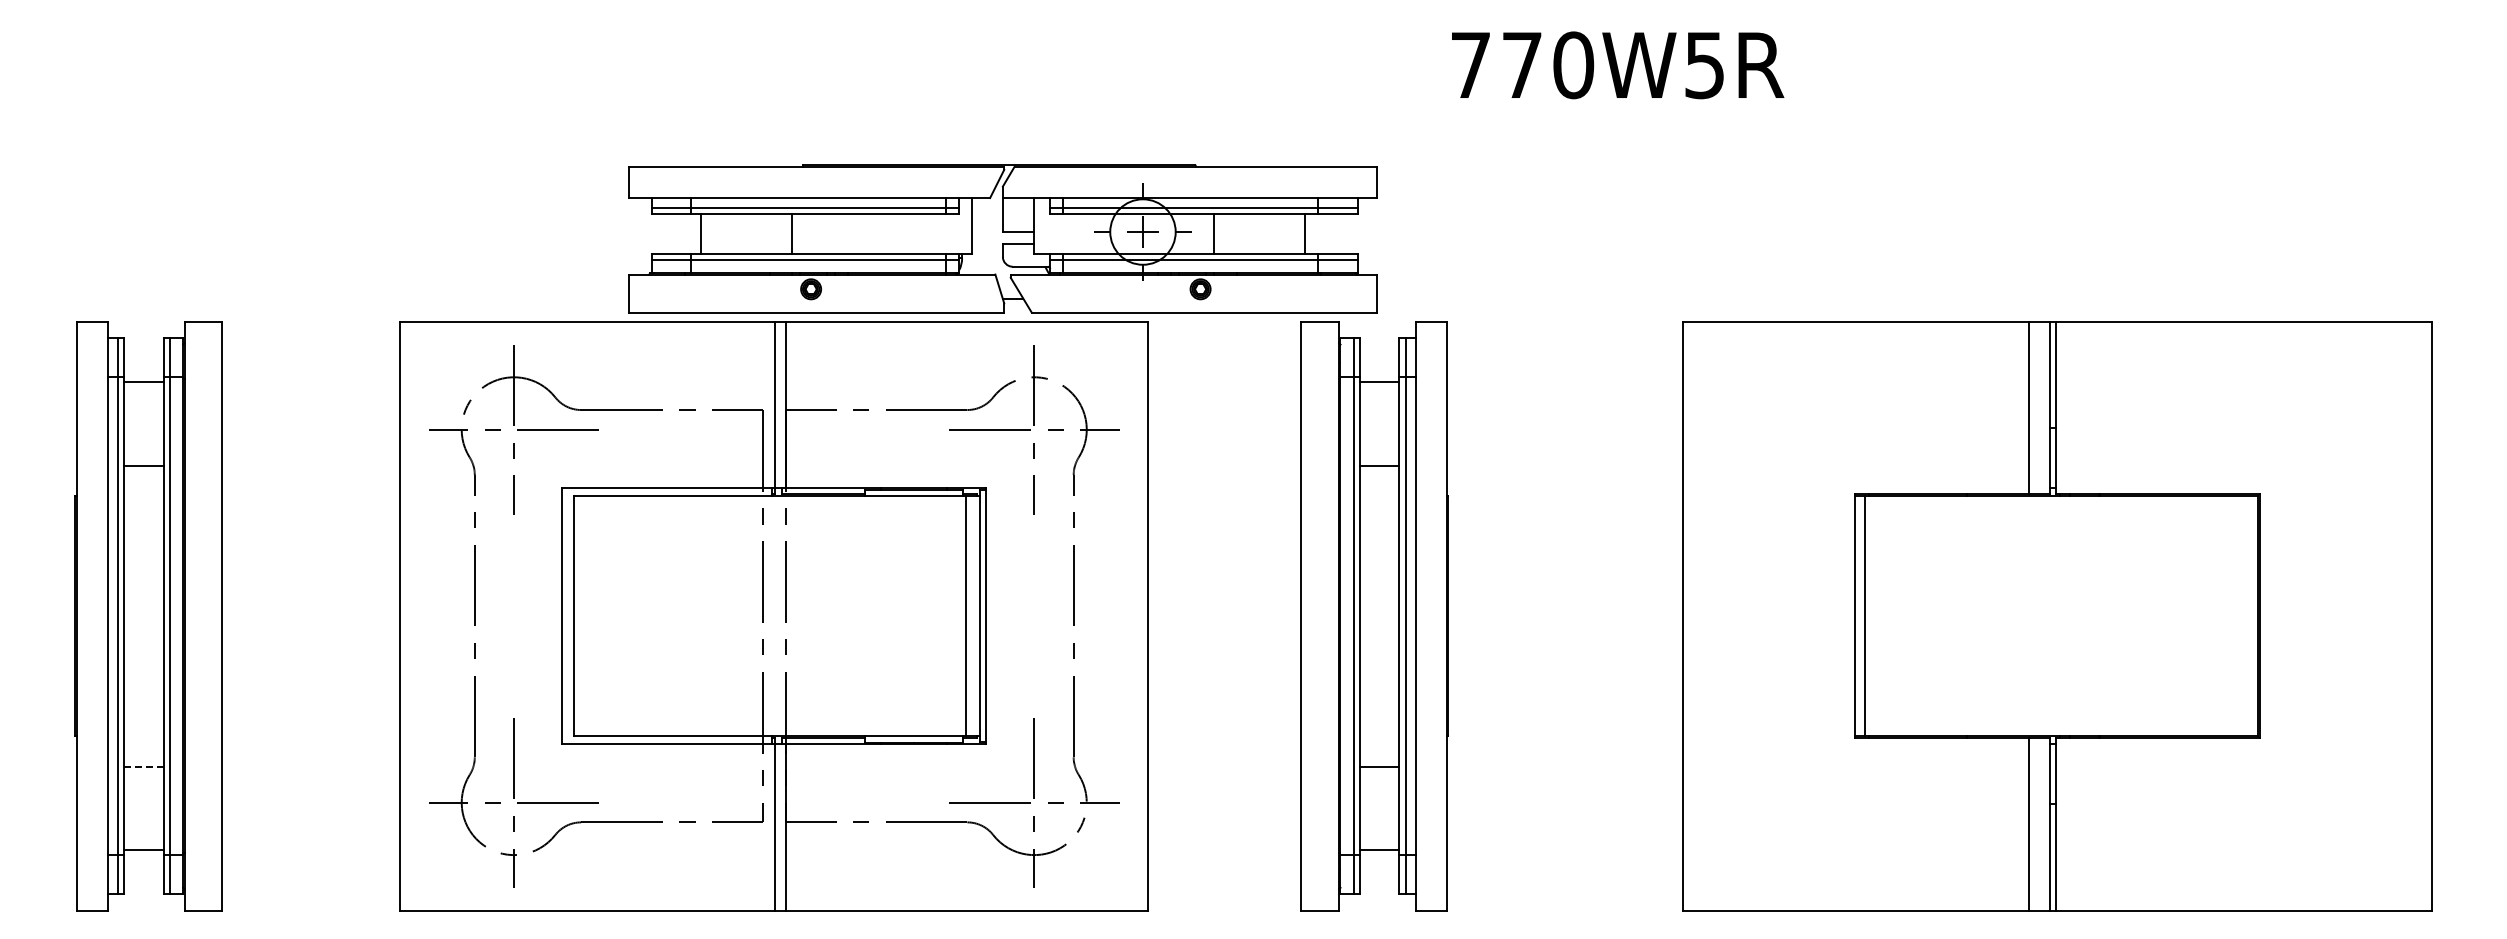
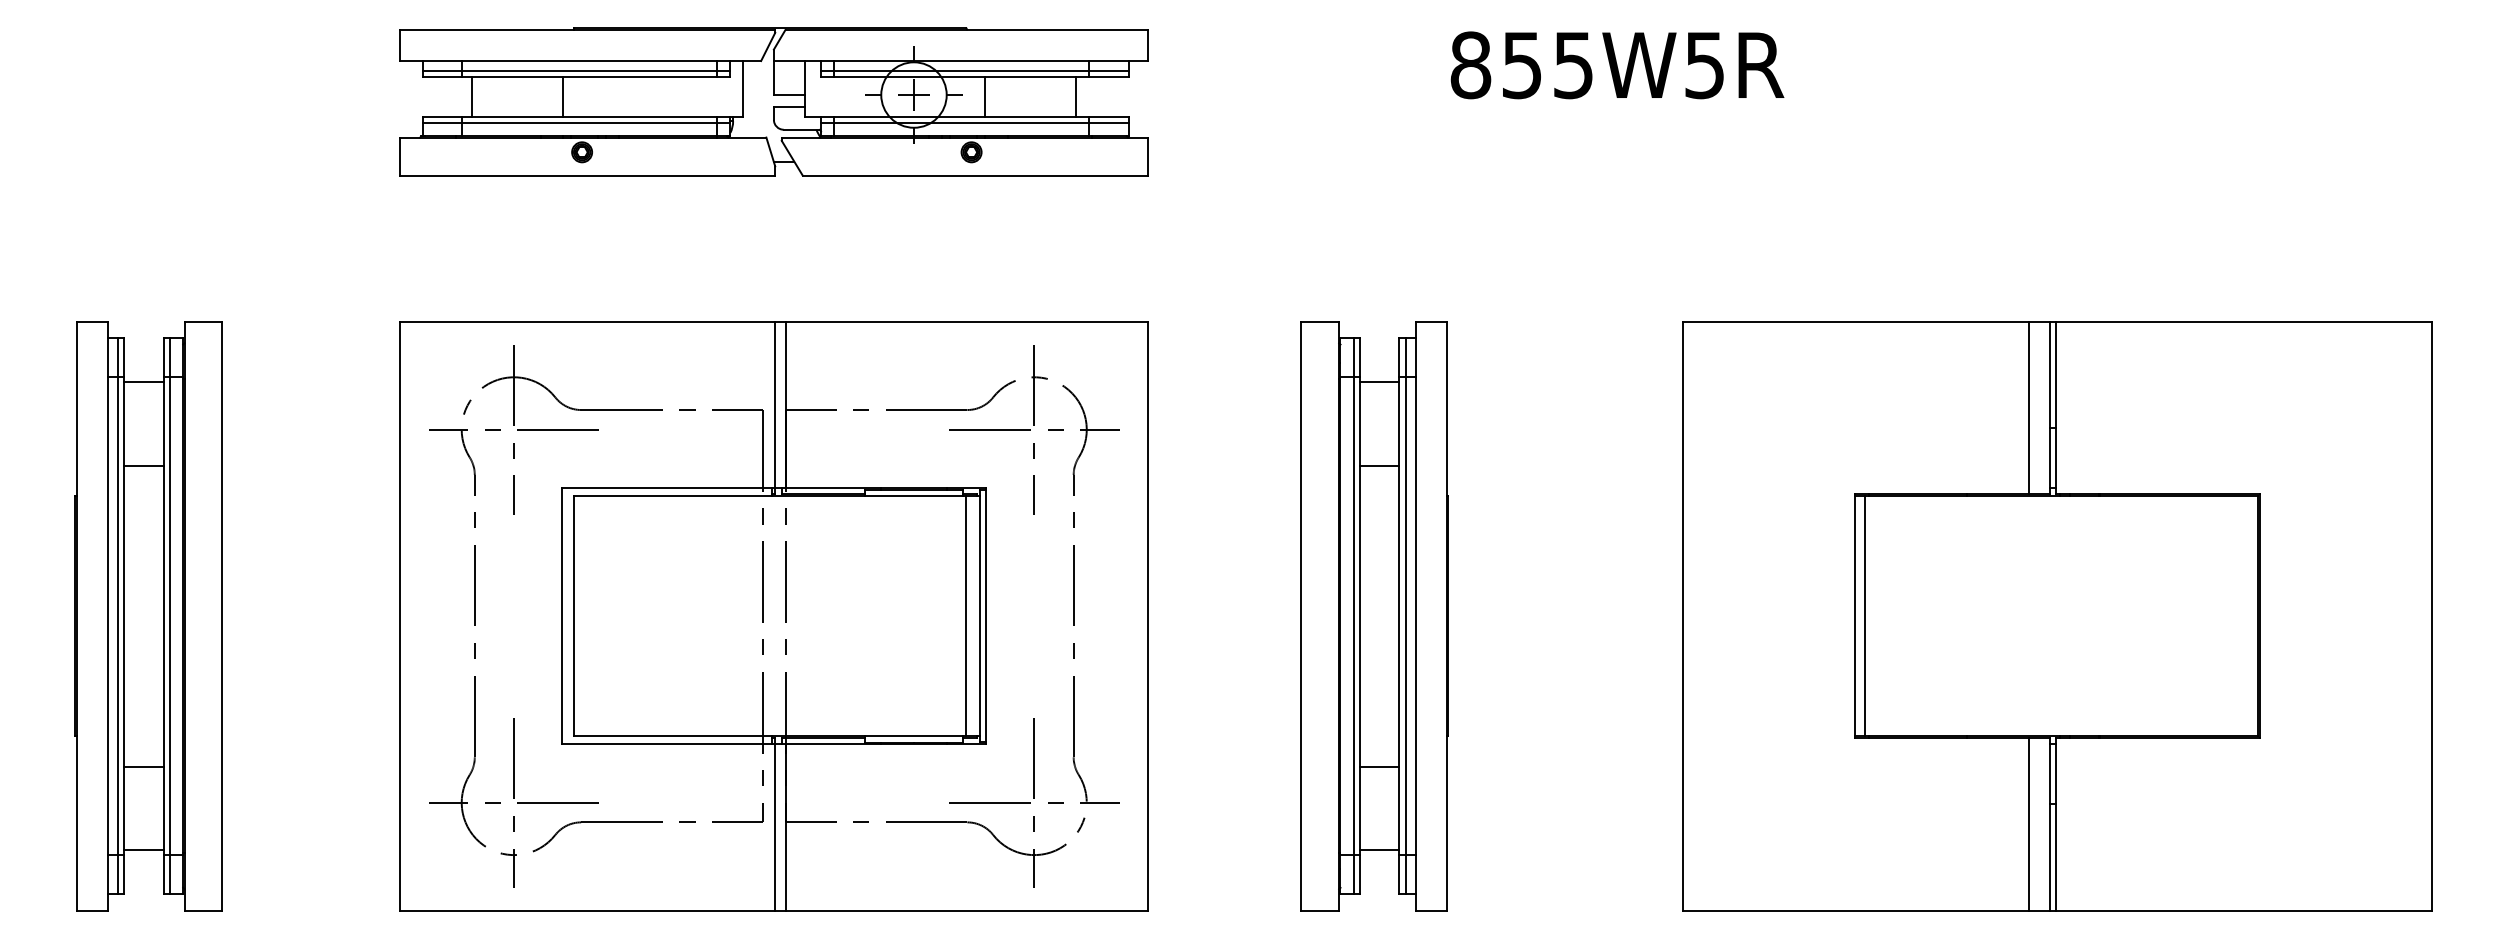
text: 770W5R -> 855W5R (1522, 65)
part position: (1002, 238) -> (773, 101) (773, 101)
line: dashed -> solid (143, 766)
